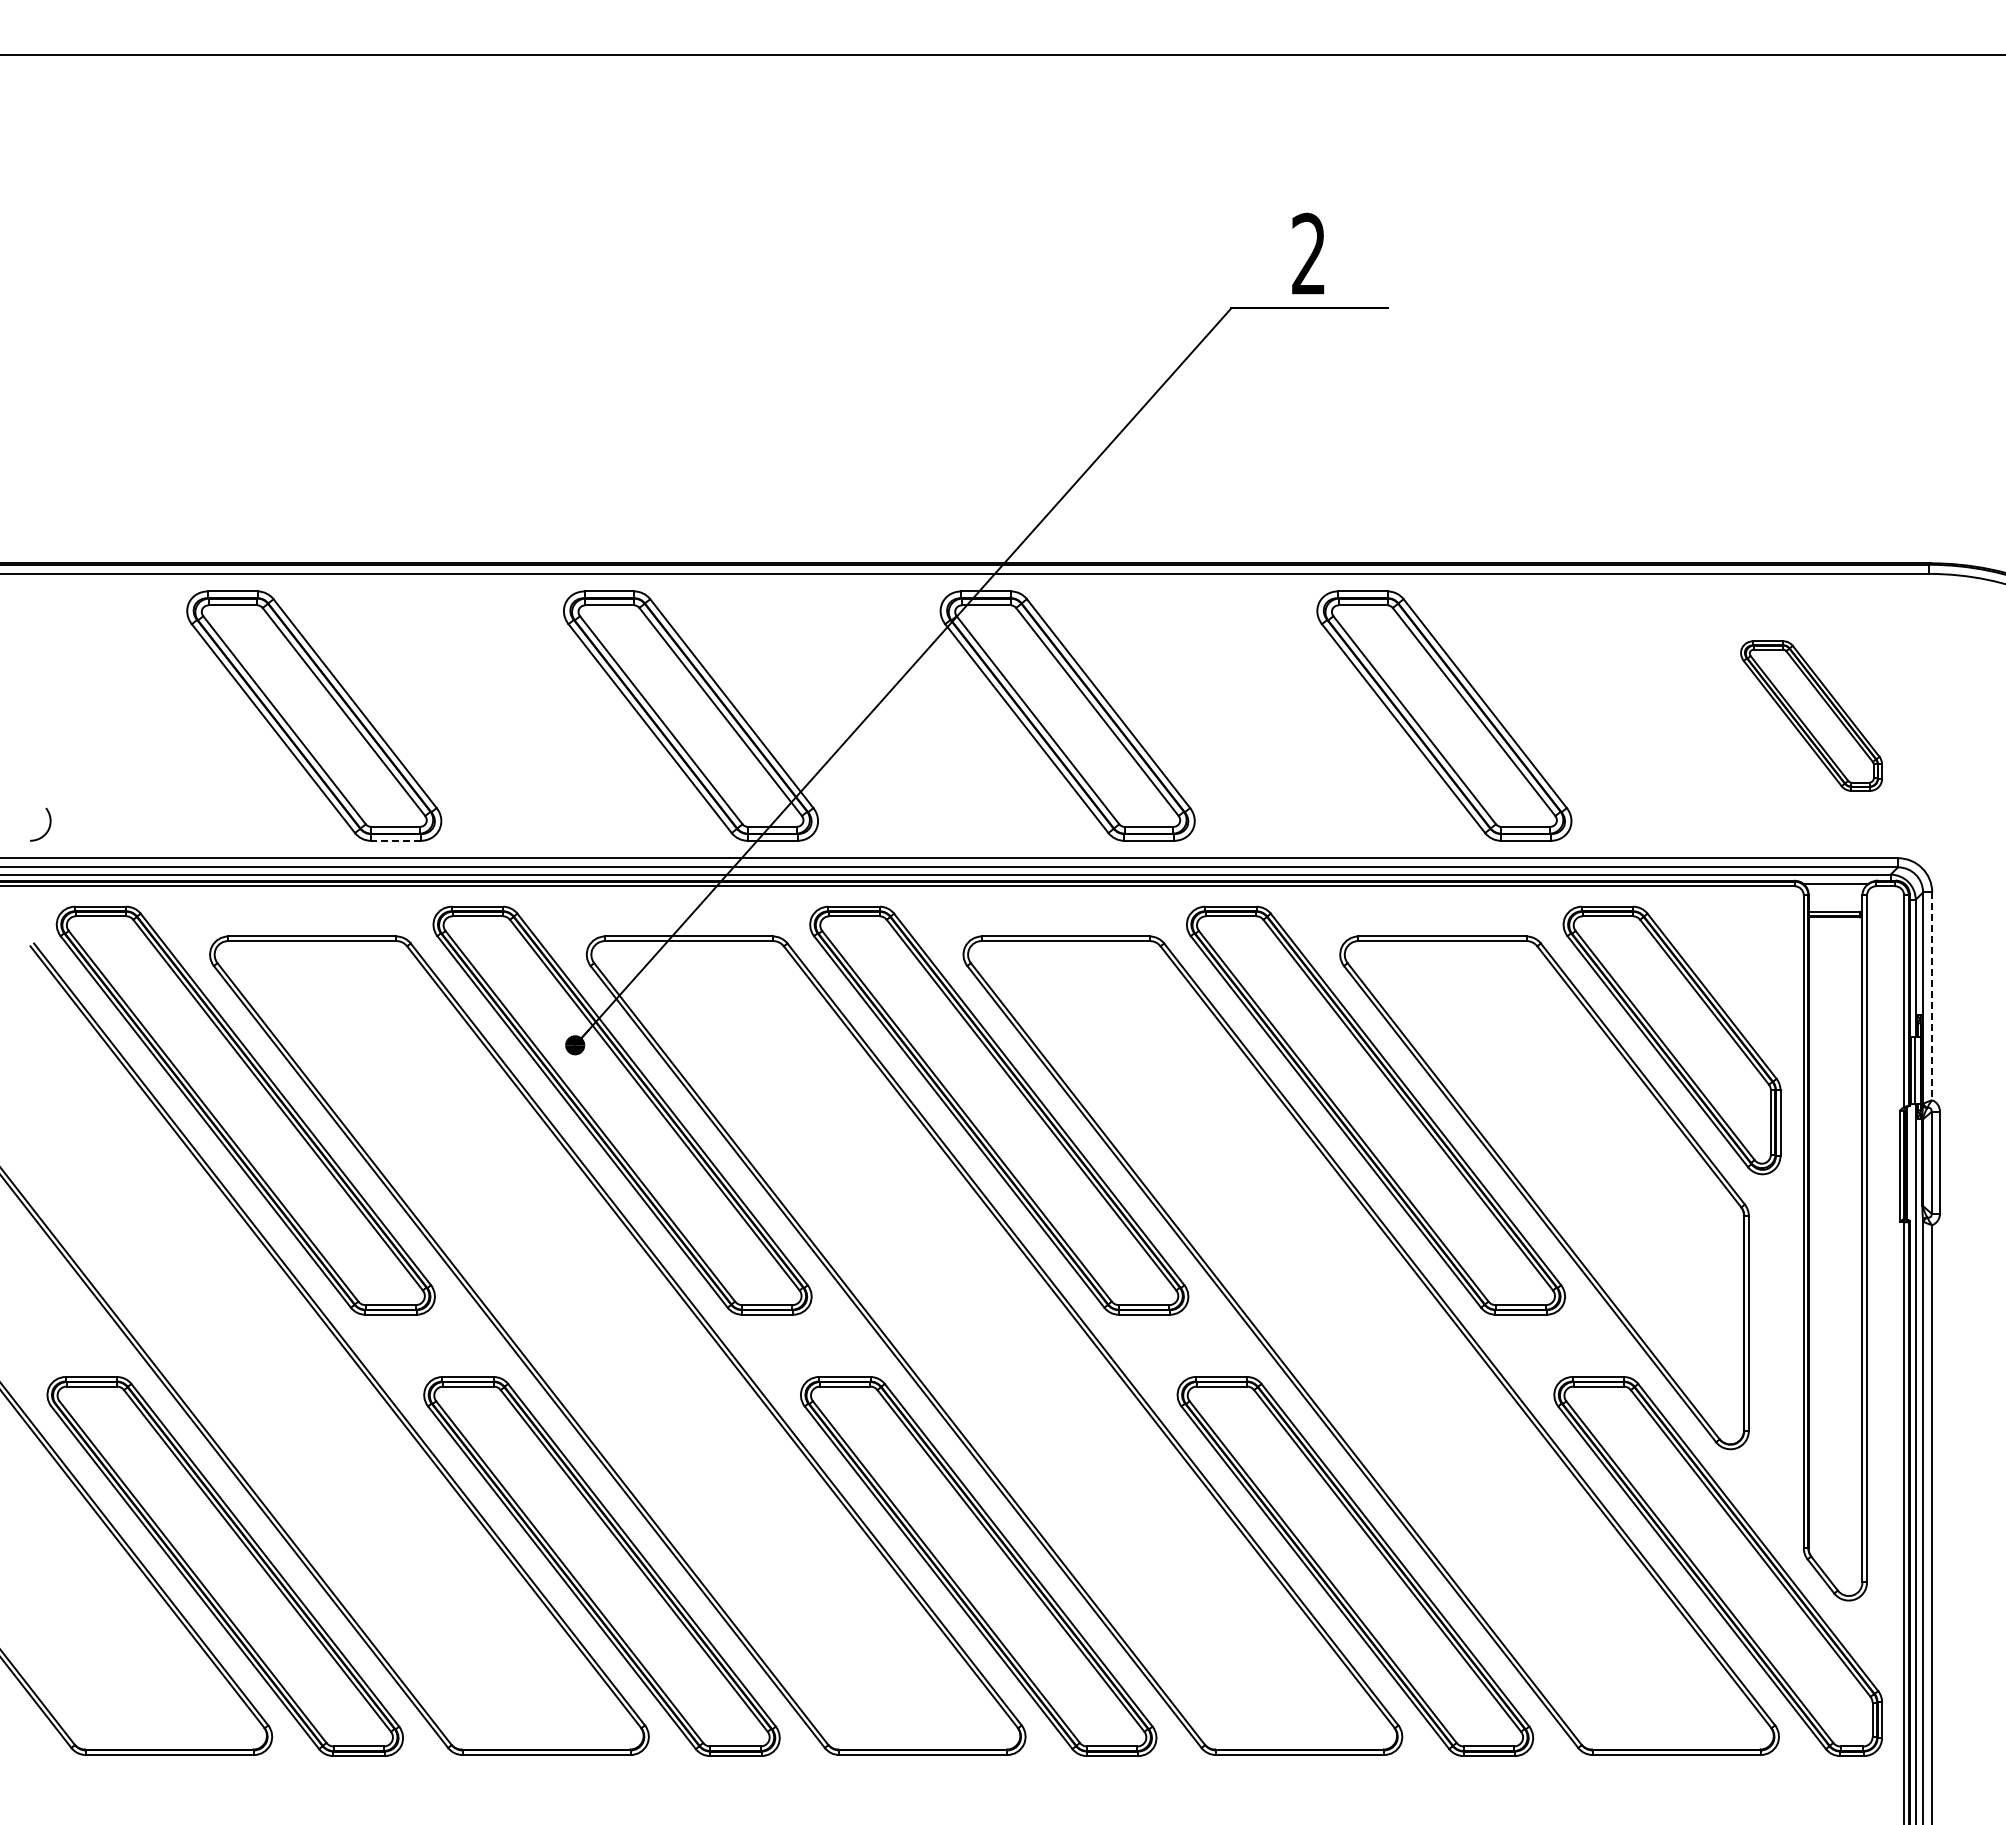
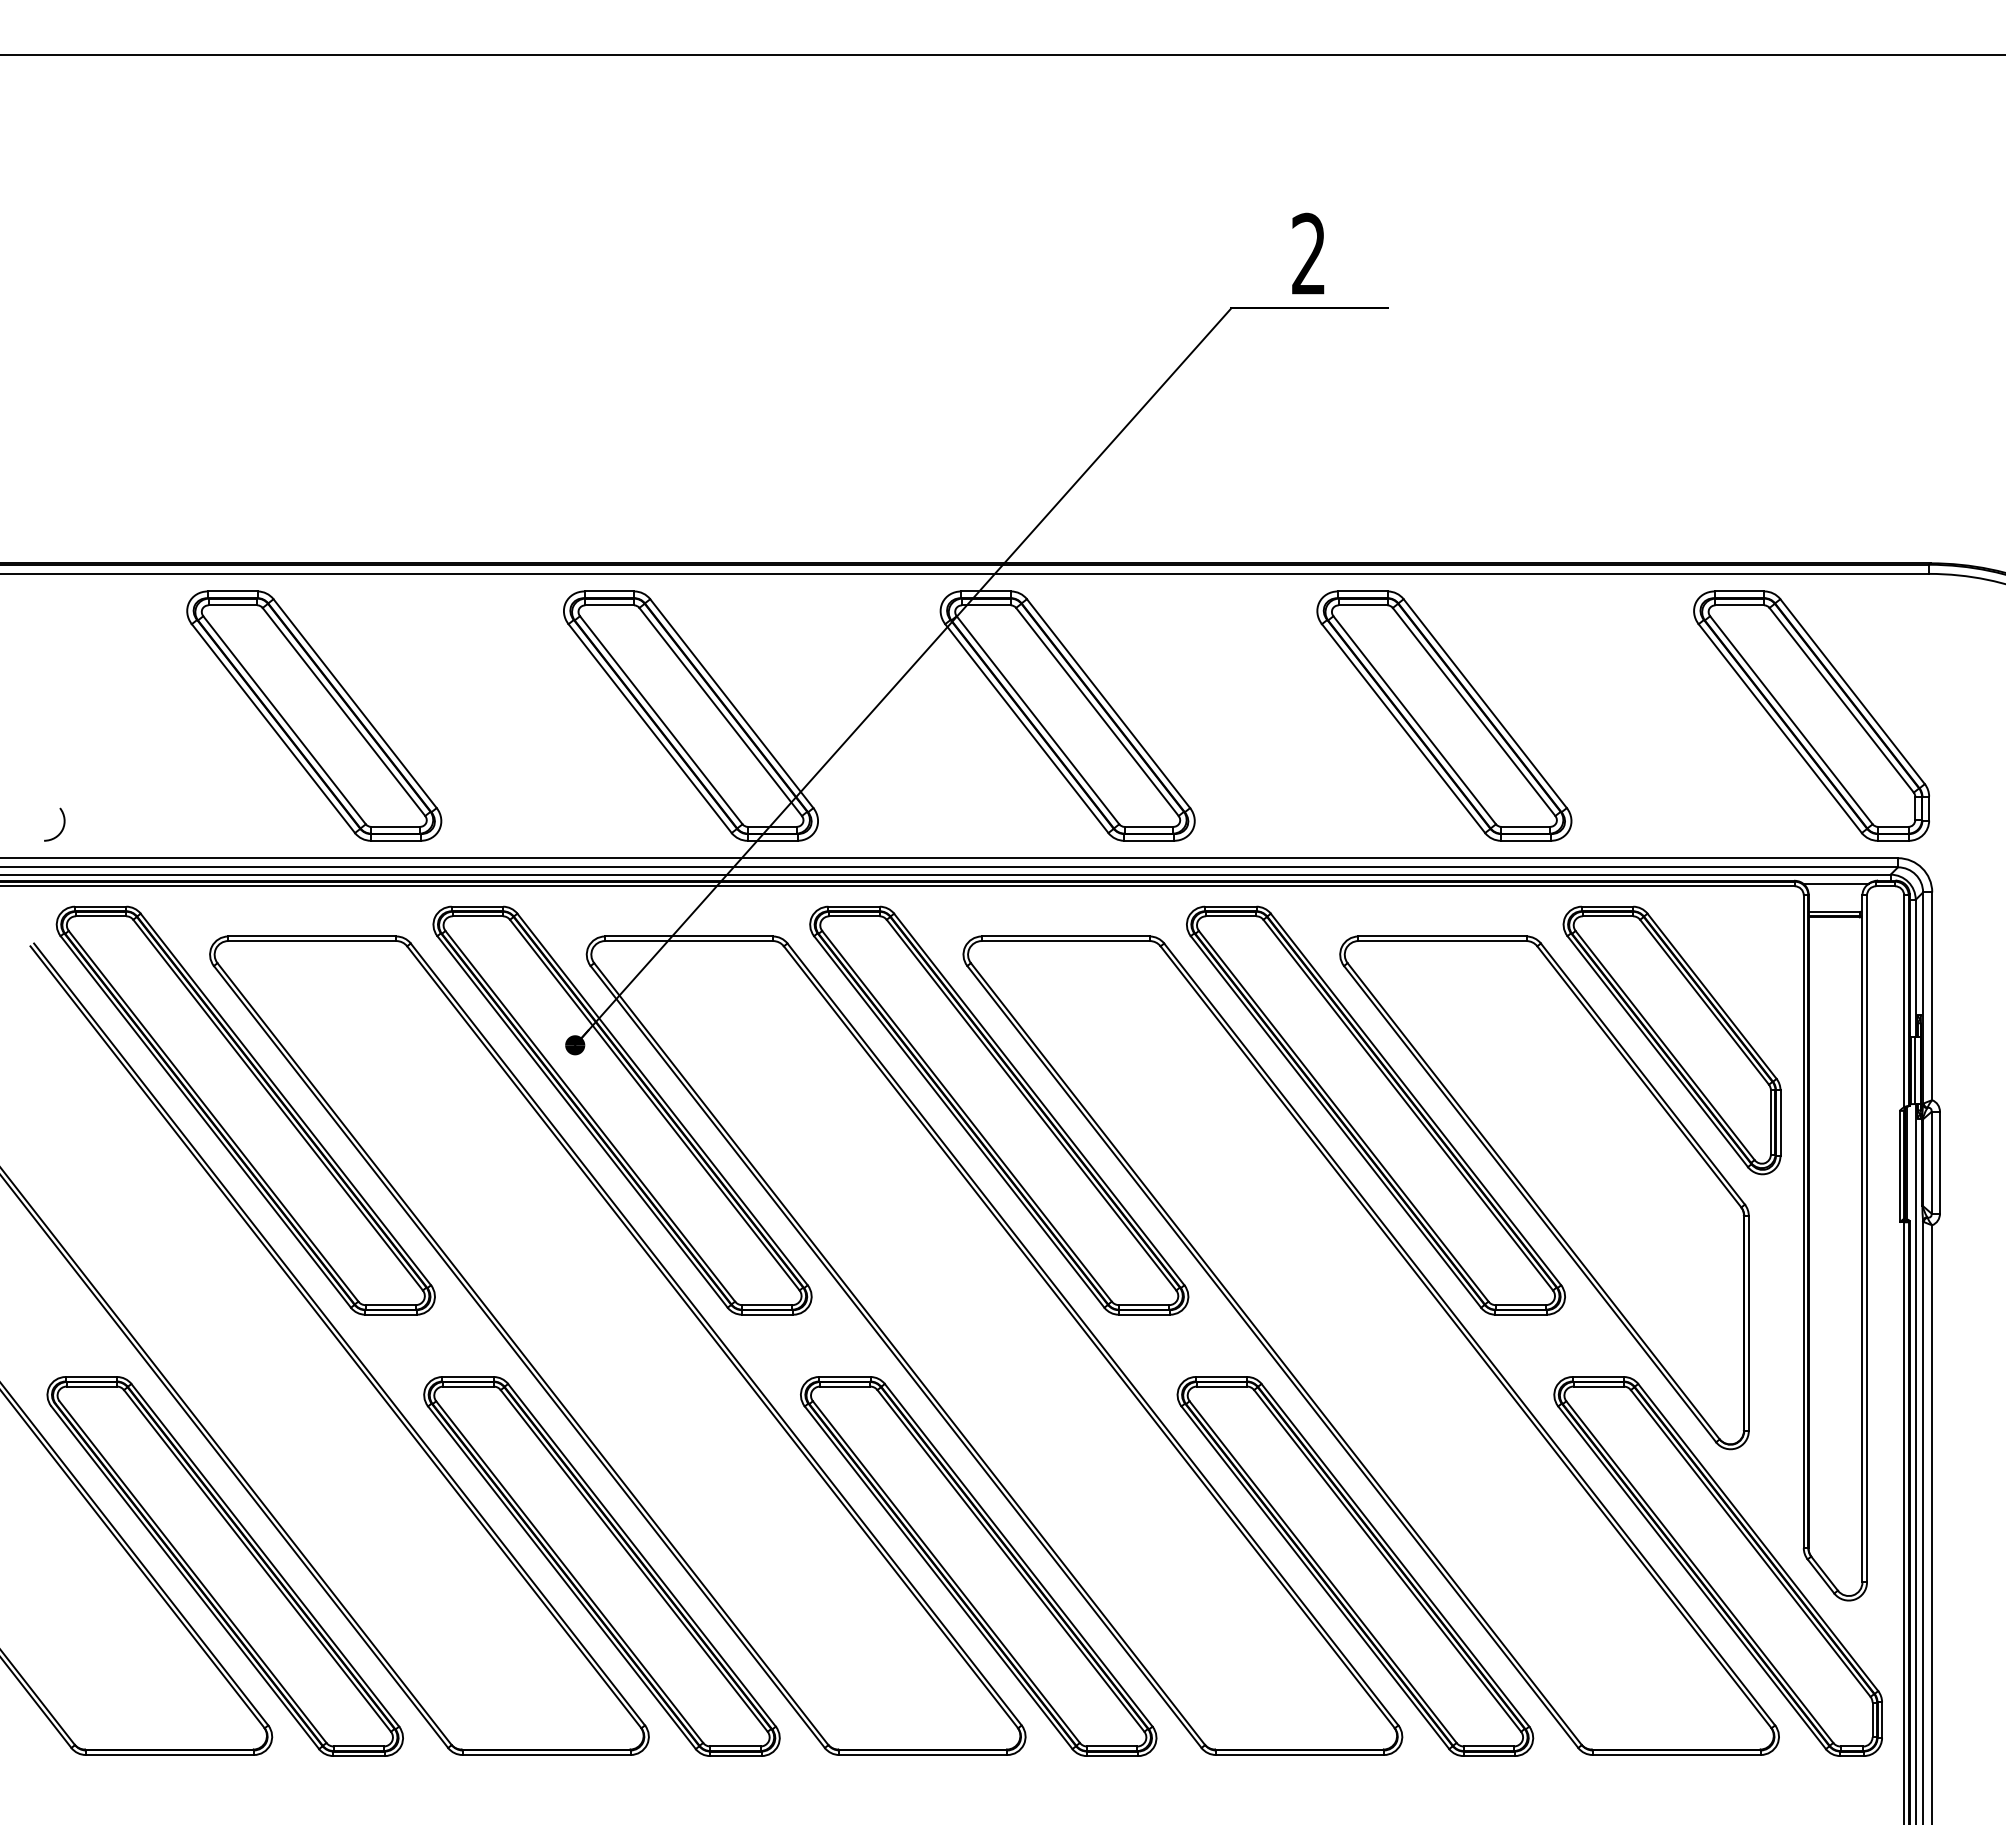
part size: 143x152 px -> 237x252 px (1811, 715)
curve position: (48, 826) -> (62, 826) (62, 826)
line: dashed -> solid (395, 840)
line: dashed -> solid (1932, 996)
